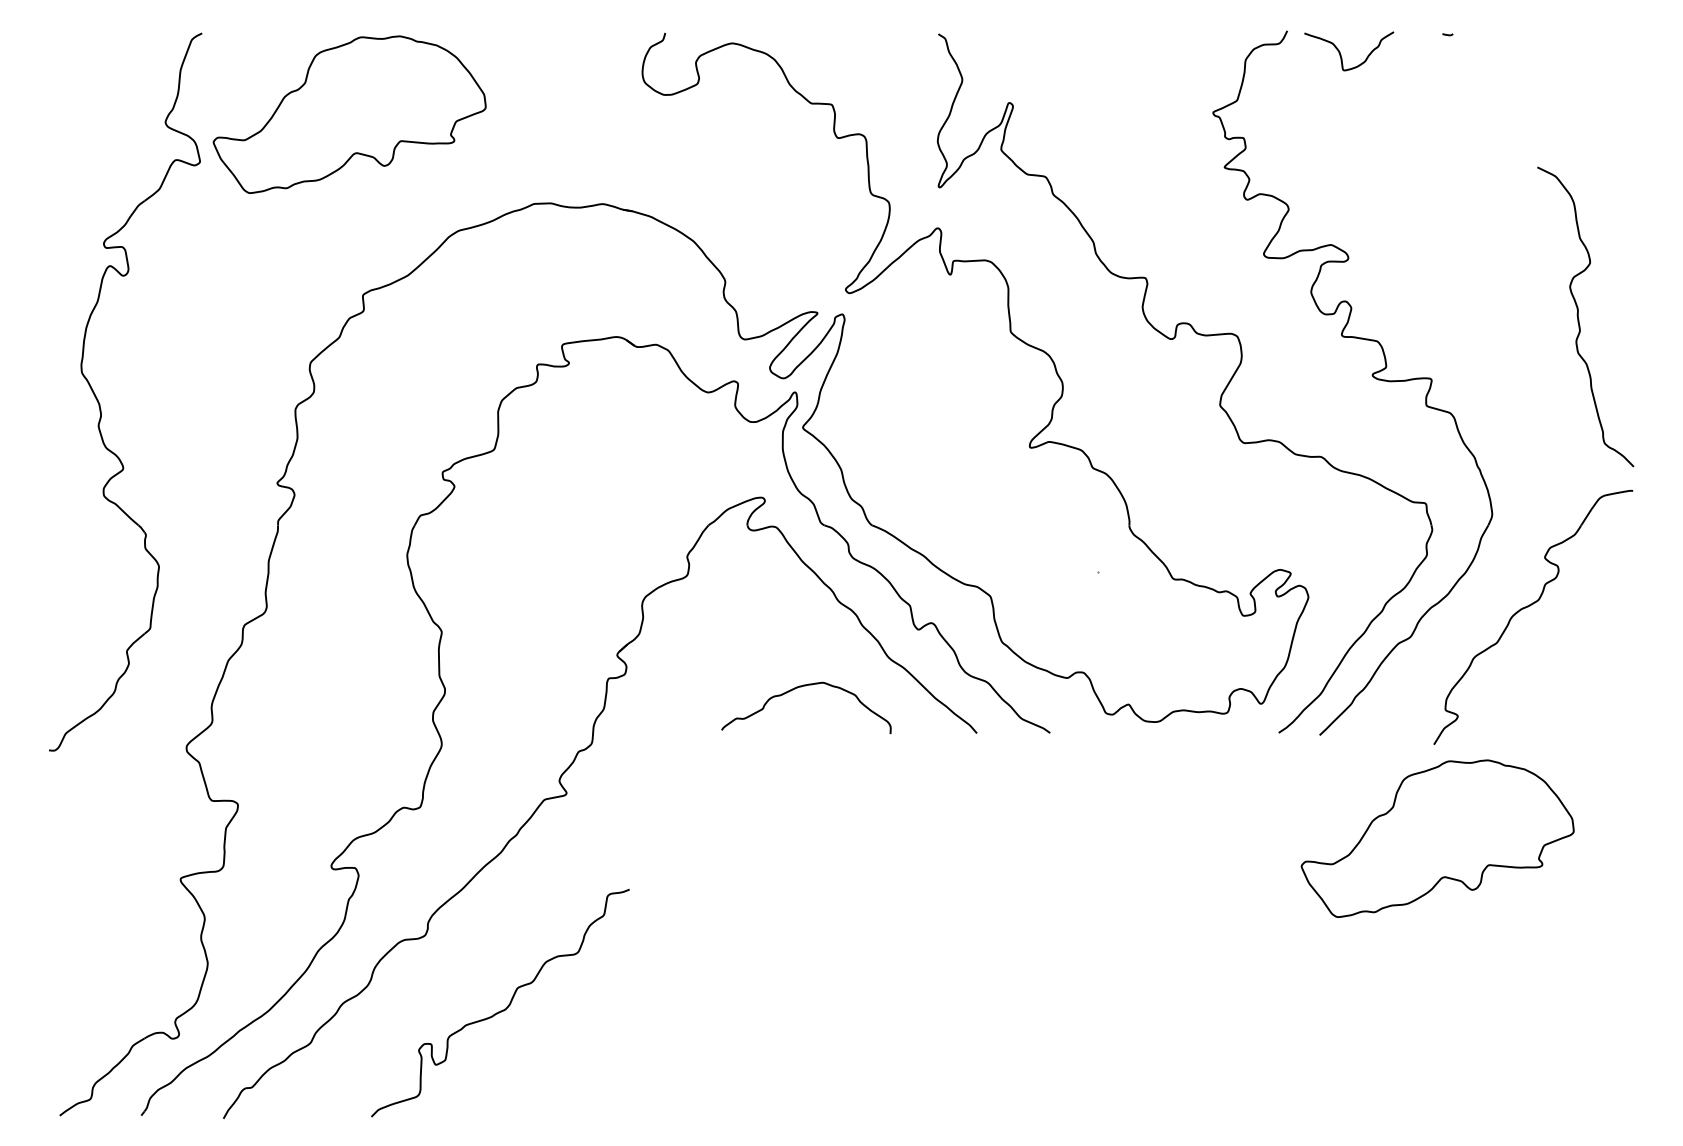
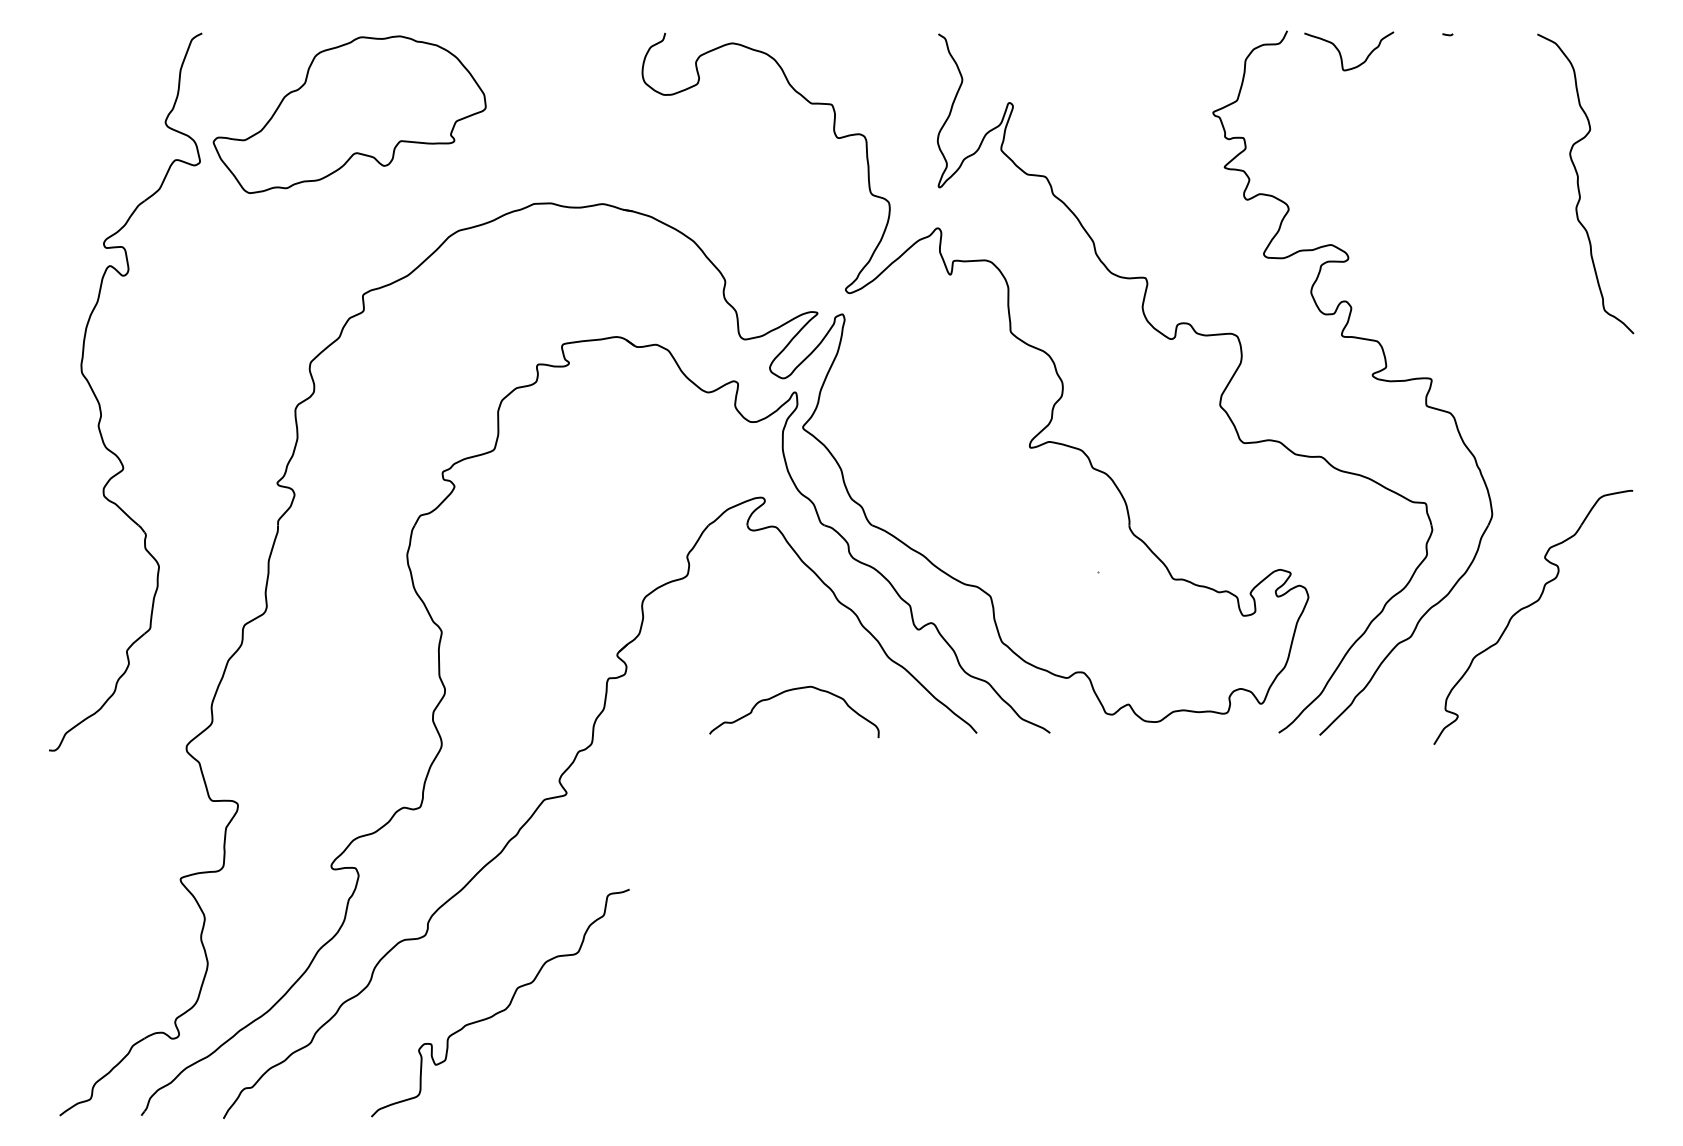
curve position: (1579, 319) -> (1579, 186) (1579, 186)
curve position: (801, 687) -> (789, 691) (789, 691)
part: present -> none (1437, 838)
